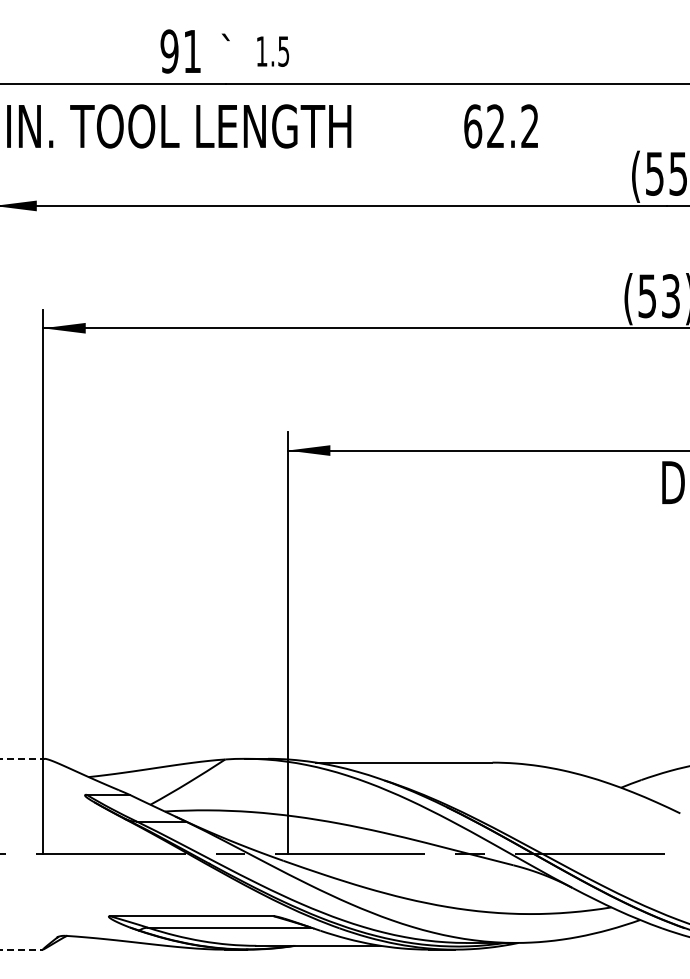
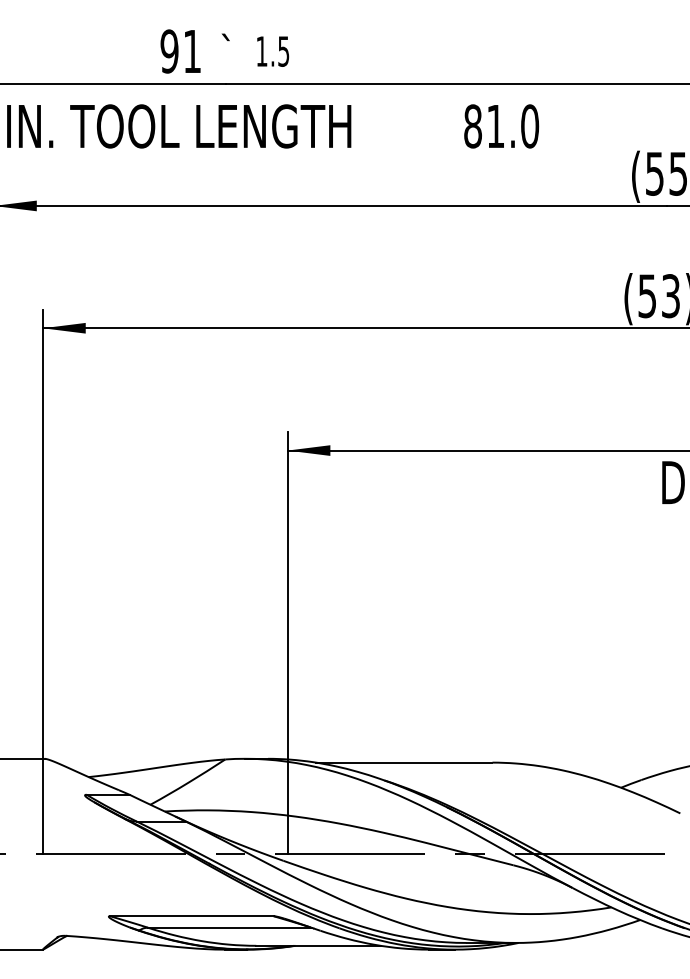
text: 62.2 -> 81.0 (501, 126)
line: dashed -> solid (22, 758)
line: dashed -> solid (22, 949)
